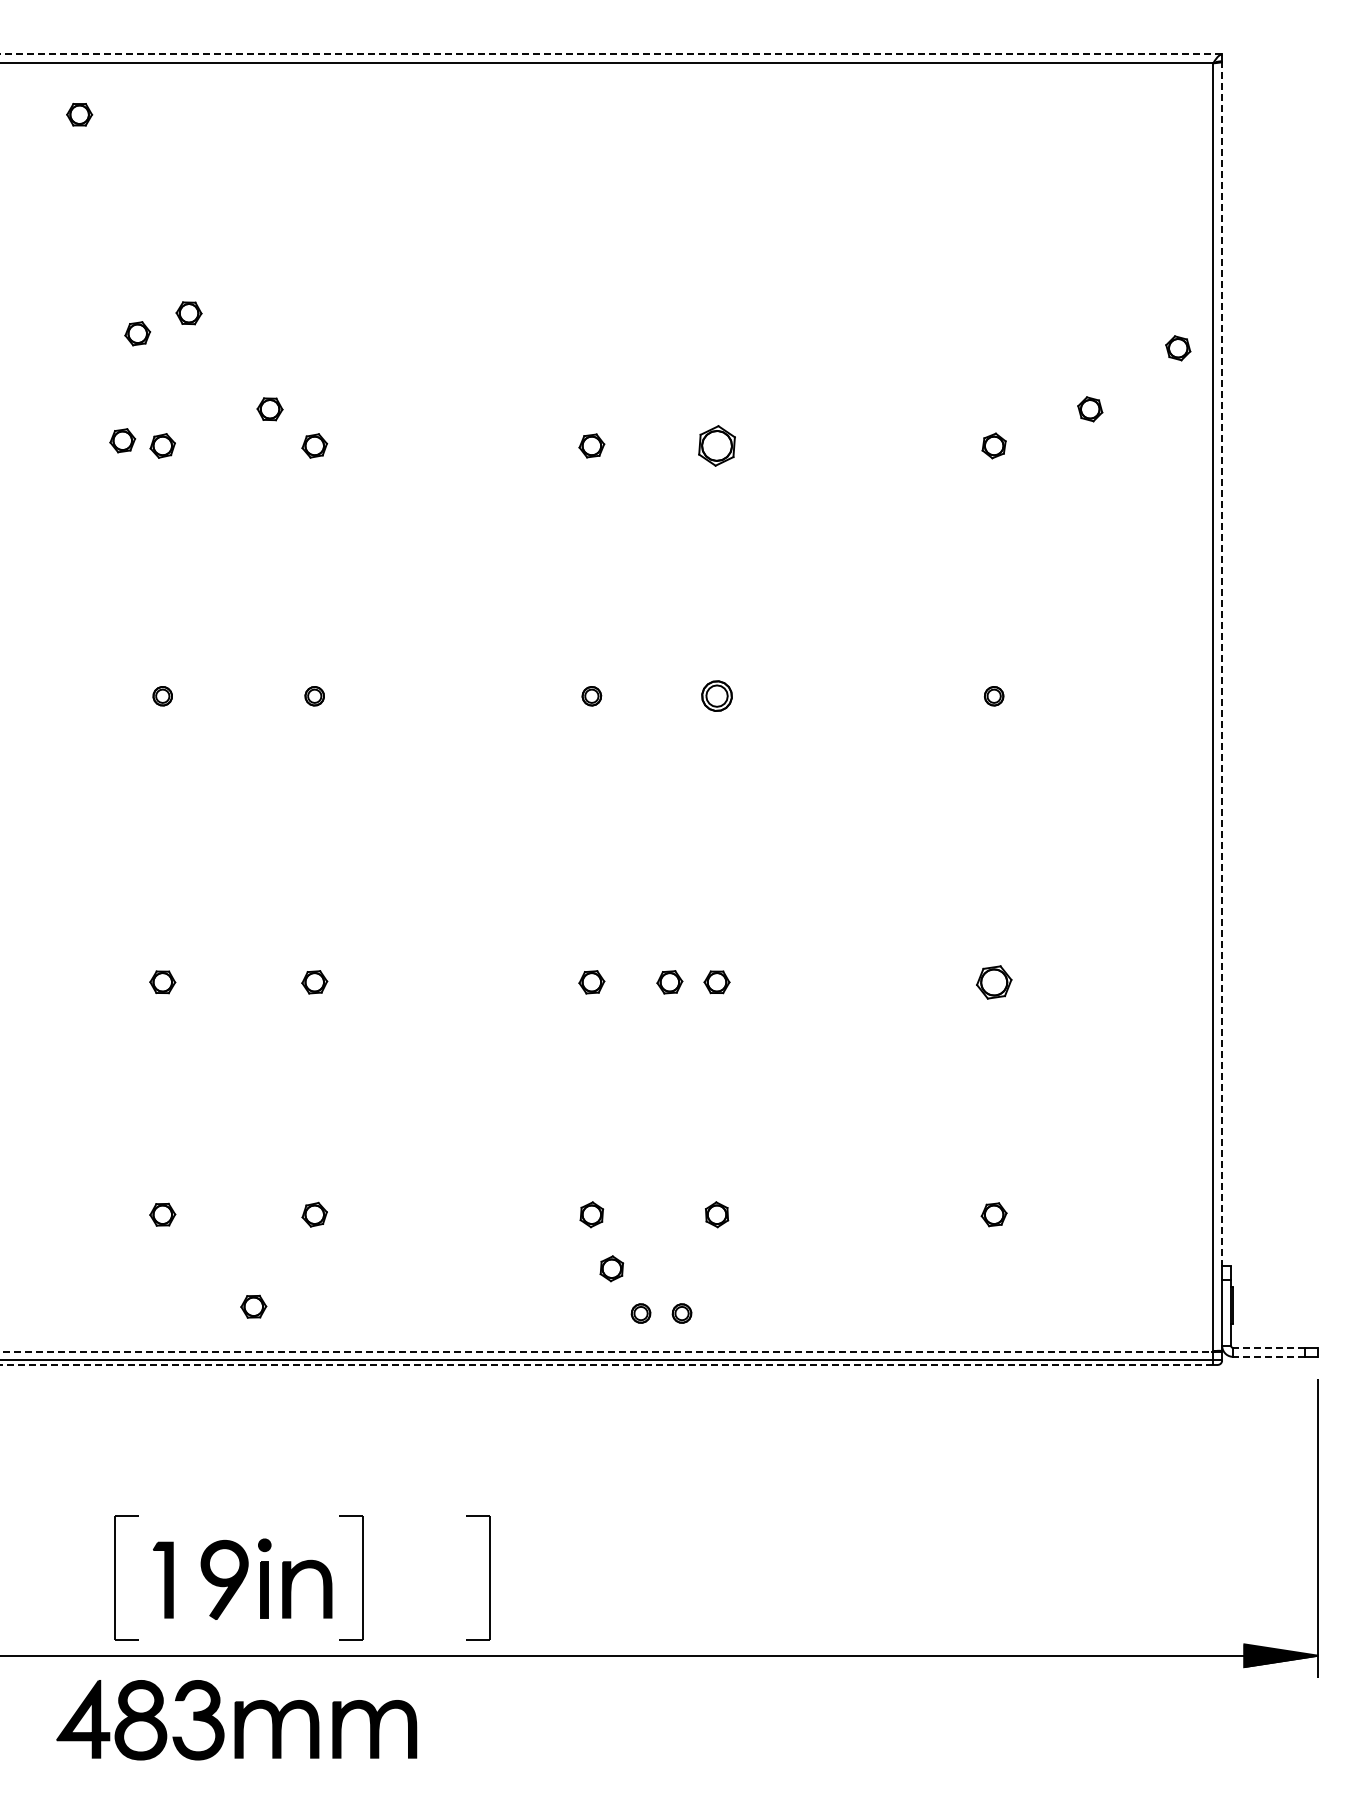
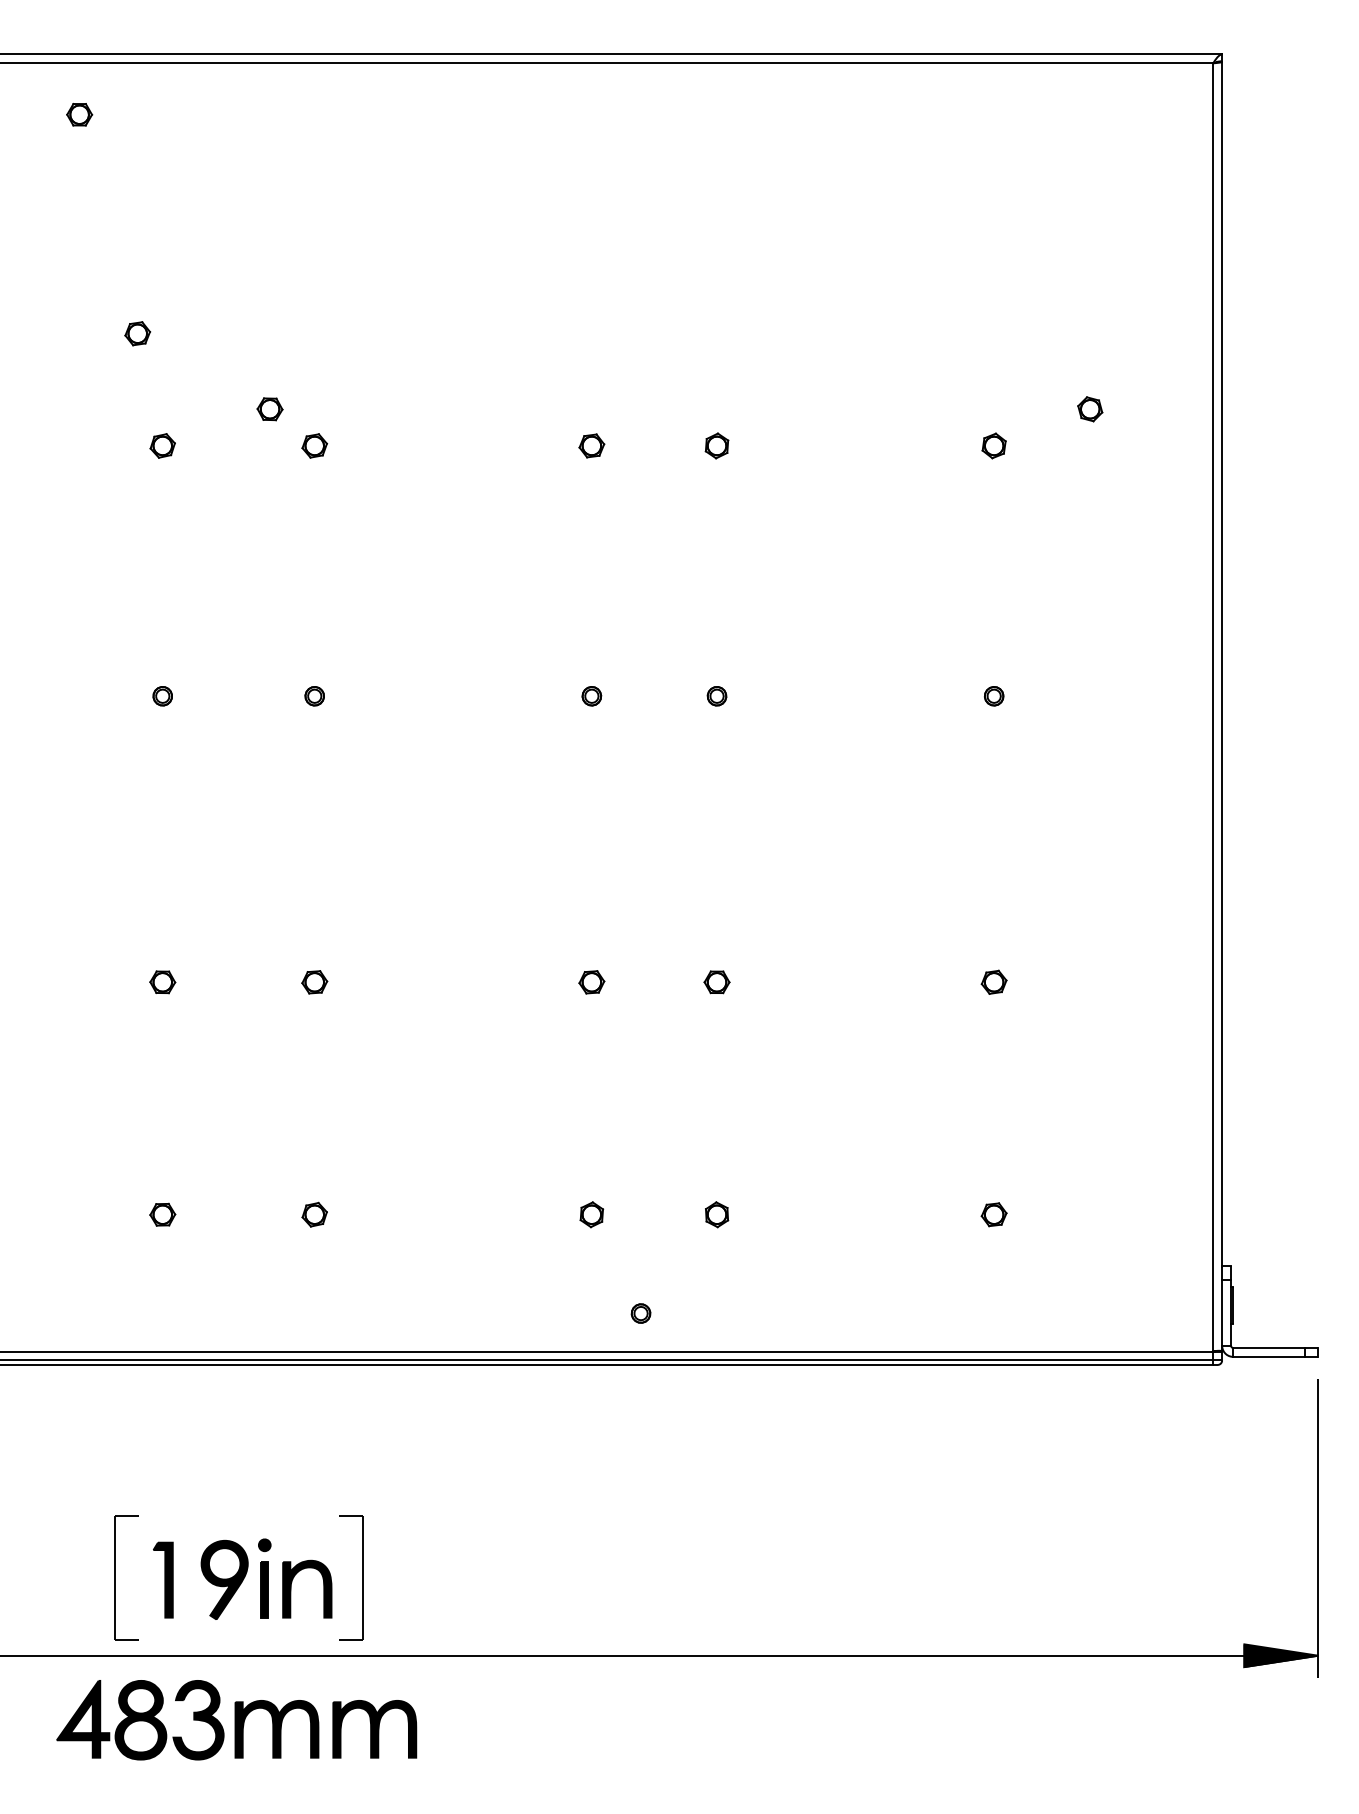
line: dashed -> solid (611, 54)
part: present -> none (188, 313)
part: present -> none (1178, 348)
part: present -> none (122, 440)
part size: 38x42 px -> 26x28 px (716, 445)
line: dashed -> solid (1222, 663)
part size: 32x32 px -> 22x21 px (716, 696)
part: present -> none (669, 982)
part size: 37x35 px -> 28x26 px (993, 981)
part: present -> none (611, 1268)
part: present -> none (253, 1306)
part: present -> none (681, 1313)
line: dashed -> solid (1269, 1347)
line: dashed -> solid (606, 1351)
line: dashed -> solid (1269, 1356)
line: dashed -> solid (606, 1364)
part: present -> none (489, 1577)
